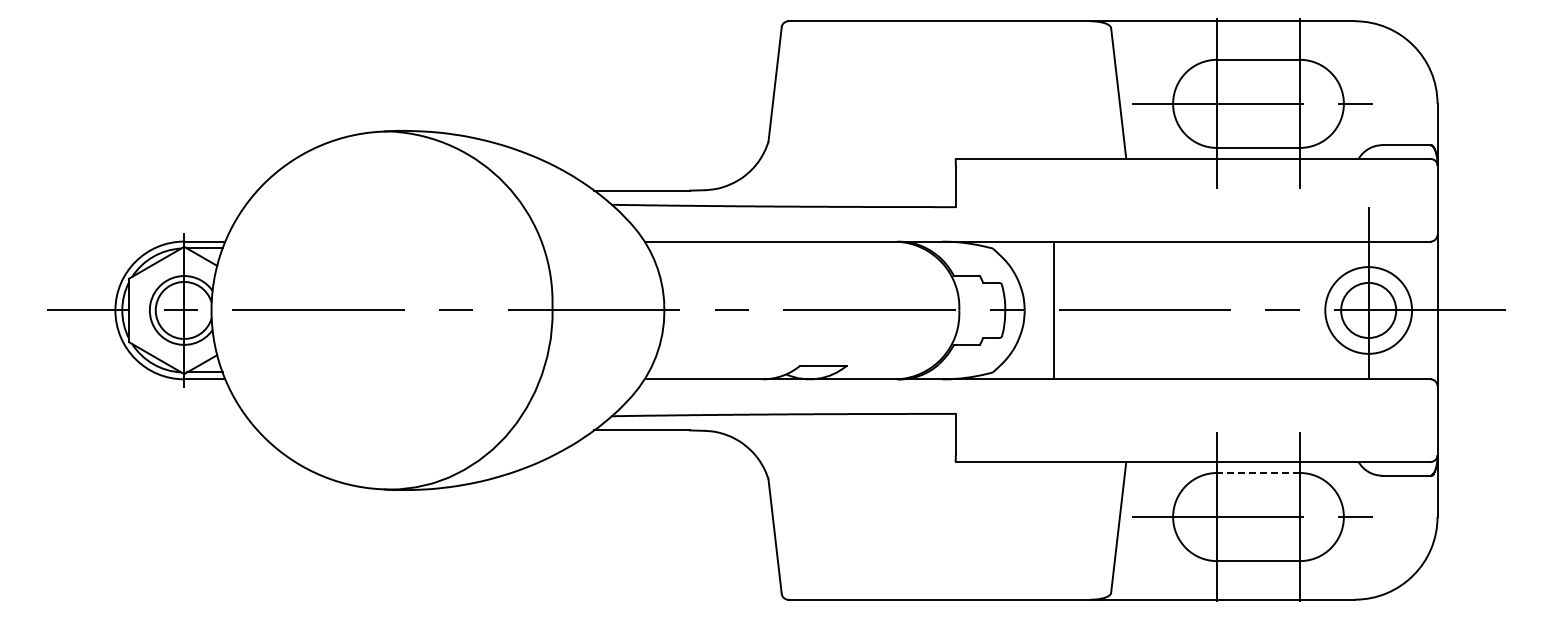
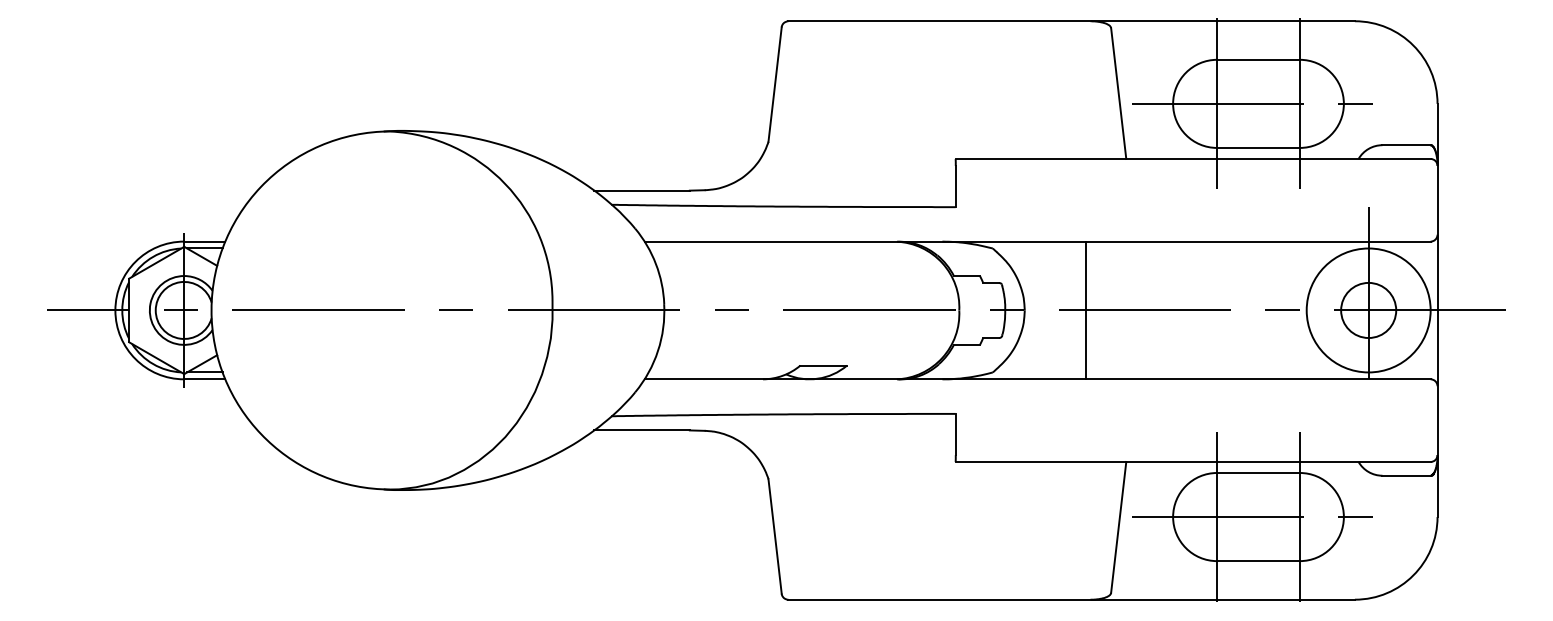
line position: (1054, 310) -> (1086, 310) (1086, 310)
circle diameter: 87 px -> 124 px (1368, 310)
line: dashed -> solid (1258, 472)
